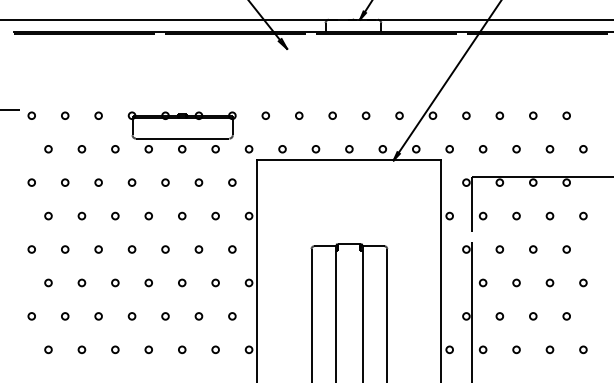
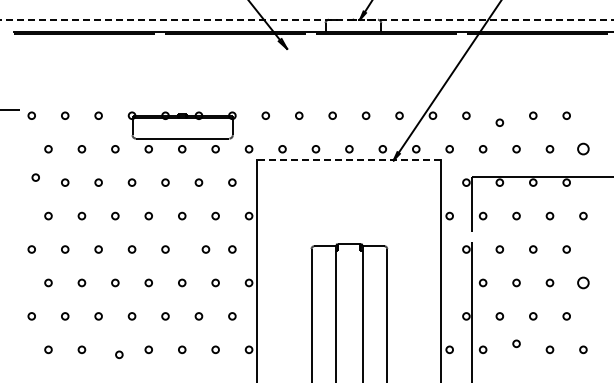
line: solid -> dashed (306, 19)
circle position: (499, 115) -> (499, 122) (499, 122)
circle size: 9x9 px -> 13x14 px (583, 148)
line: solid -> dashed (349, 160)
circle position: (31, 182) -> (35, 177) (35, 177)
circle position: (198, 249) -> (205, 249) (205, 249)
circle size: 9x10 px -> 13x14 px (583, 282)
circle position: (115, 349) -> (119, 354) (119, 354)
circle position: (516, 349) -> (516, 343) (516, 343)
